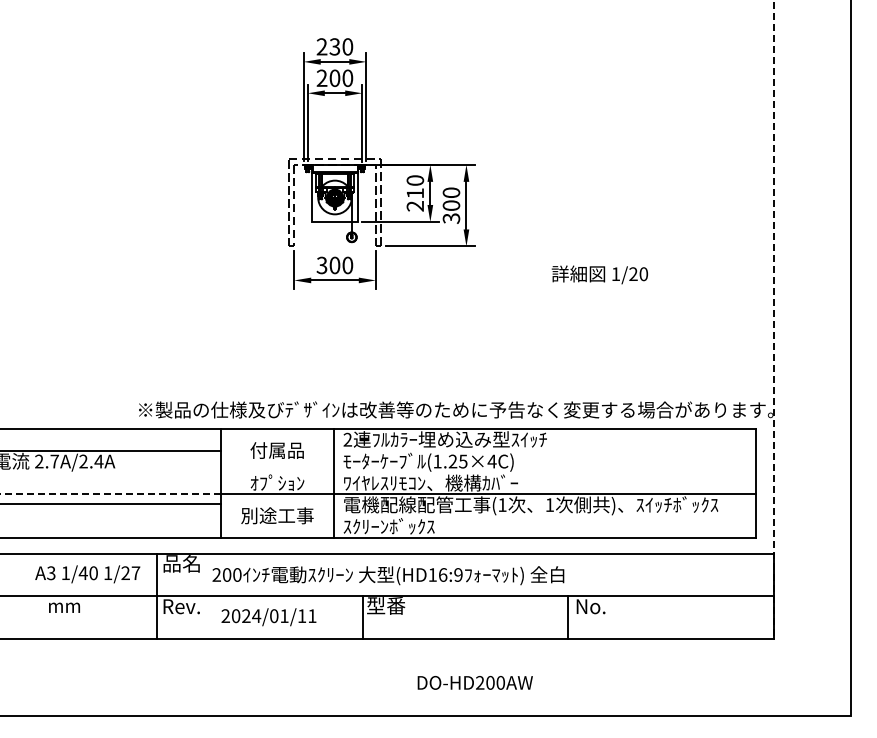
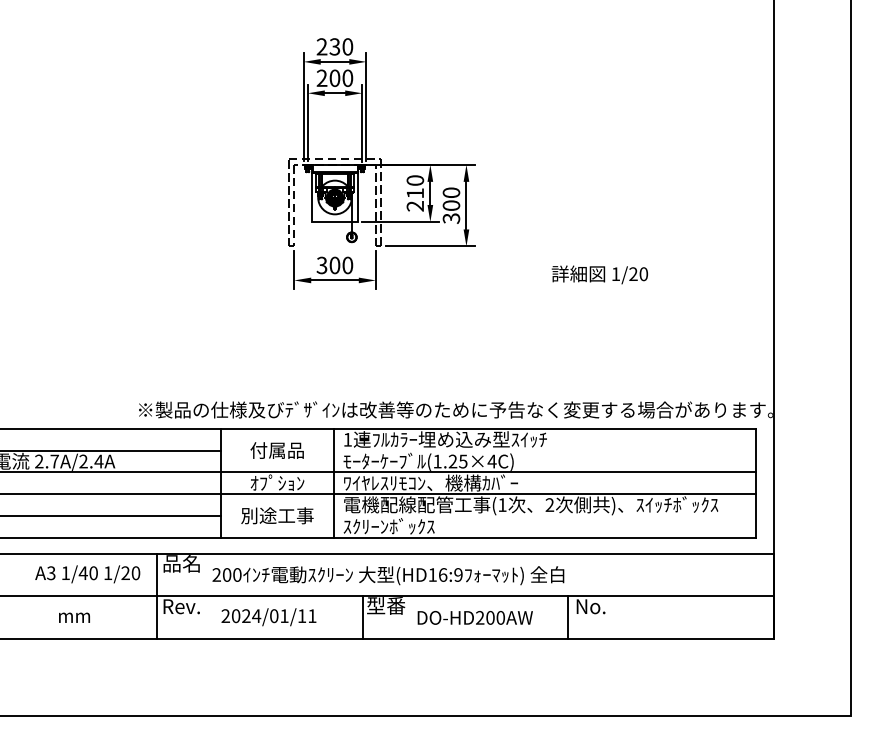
line: dashed -> solid (774, 320)
text: 2 -> 1 (347, 439)
line: none -> present (379, 472)
line: dashed -> solid (110, 494)
line position: (111, 503) -> (111, 515) (111, 515)
text: 1 -> 2 (549, 504)
text: 1/27 -> 1/20 (135, 573)
text position: (64, 607) -> (74, 617) (74, 617)
text position: (474, 682) -> (474, 617) (474, 617)
